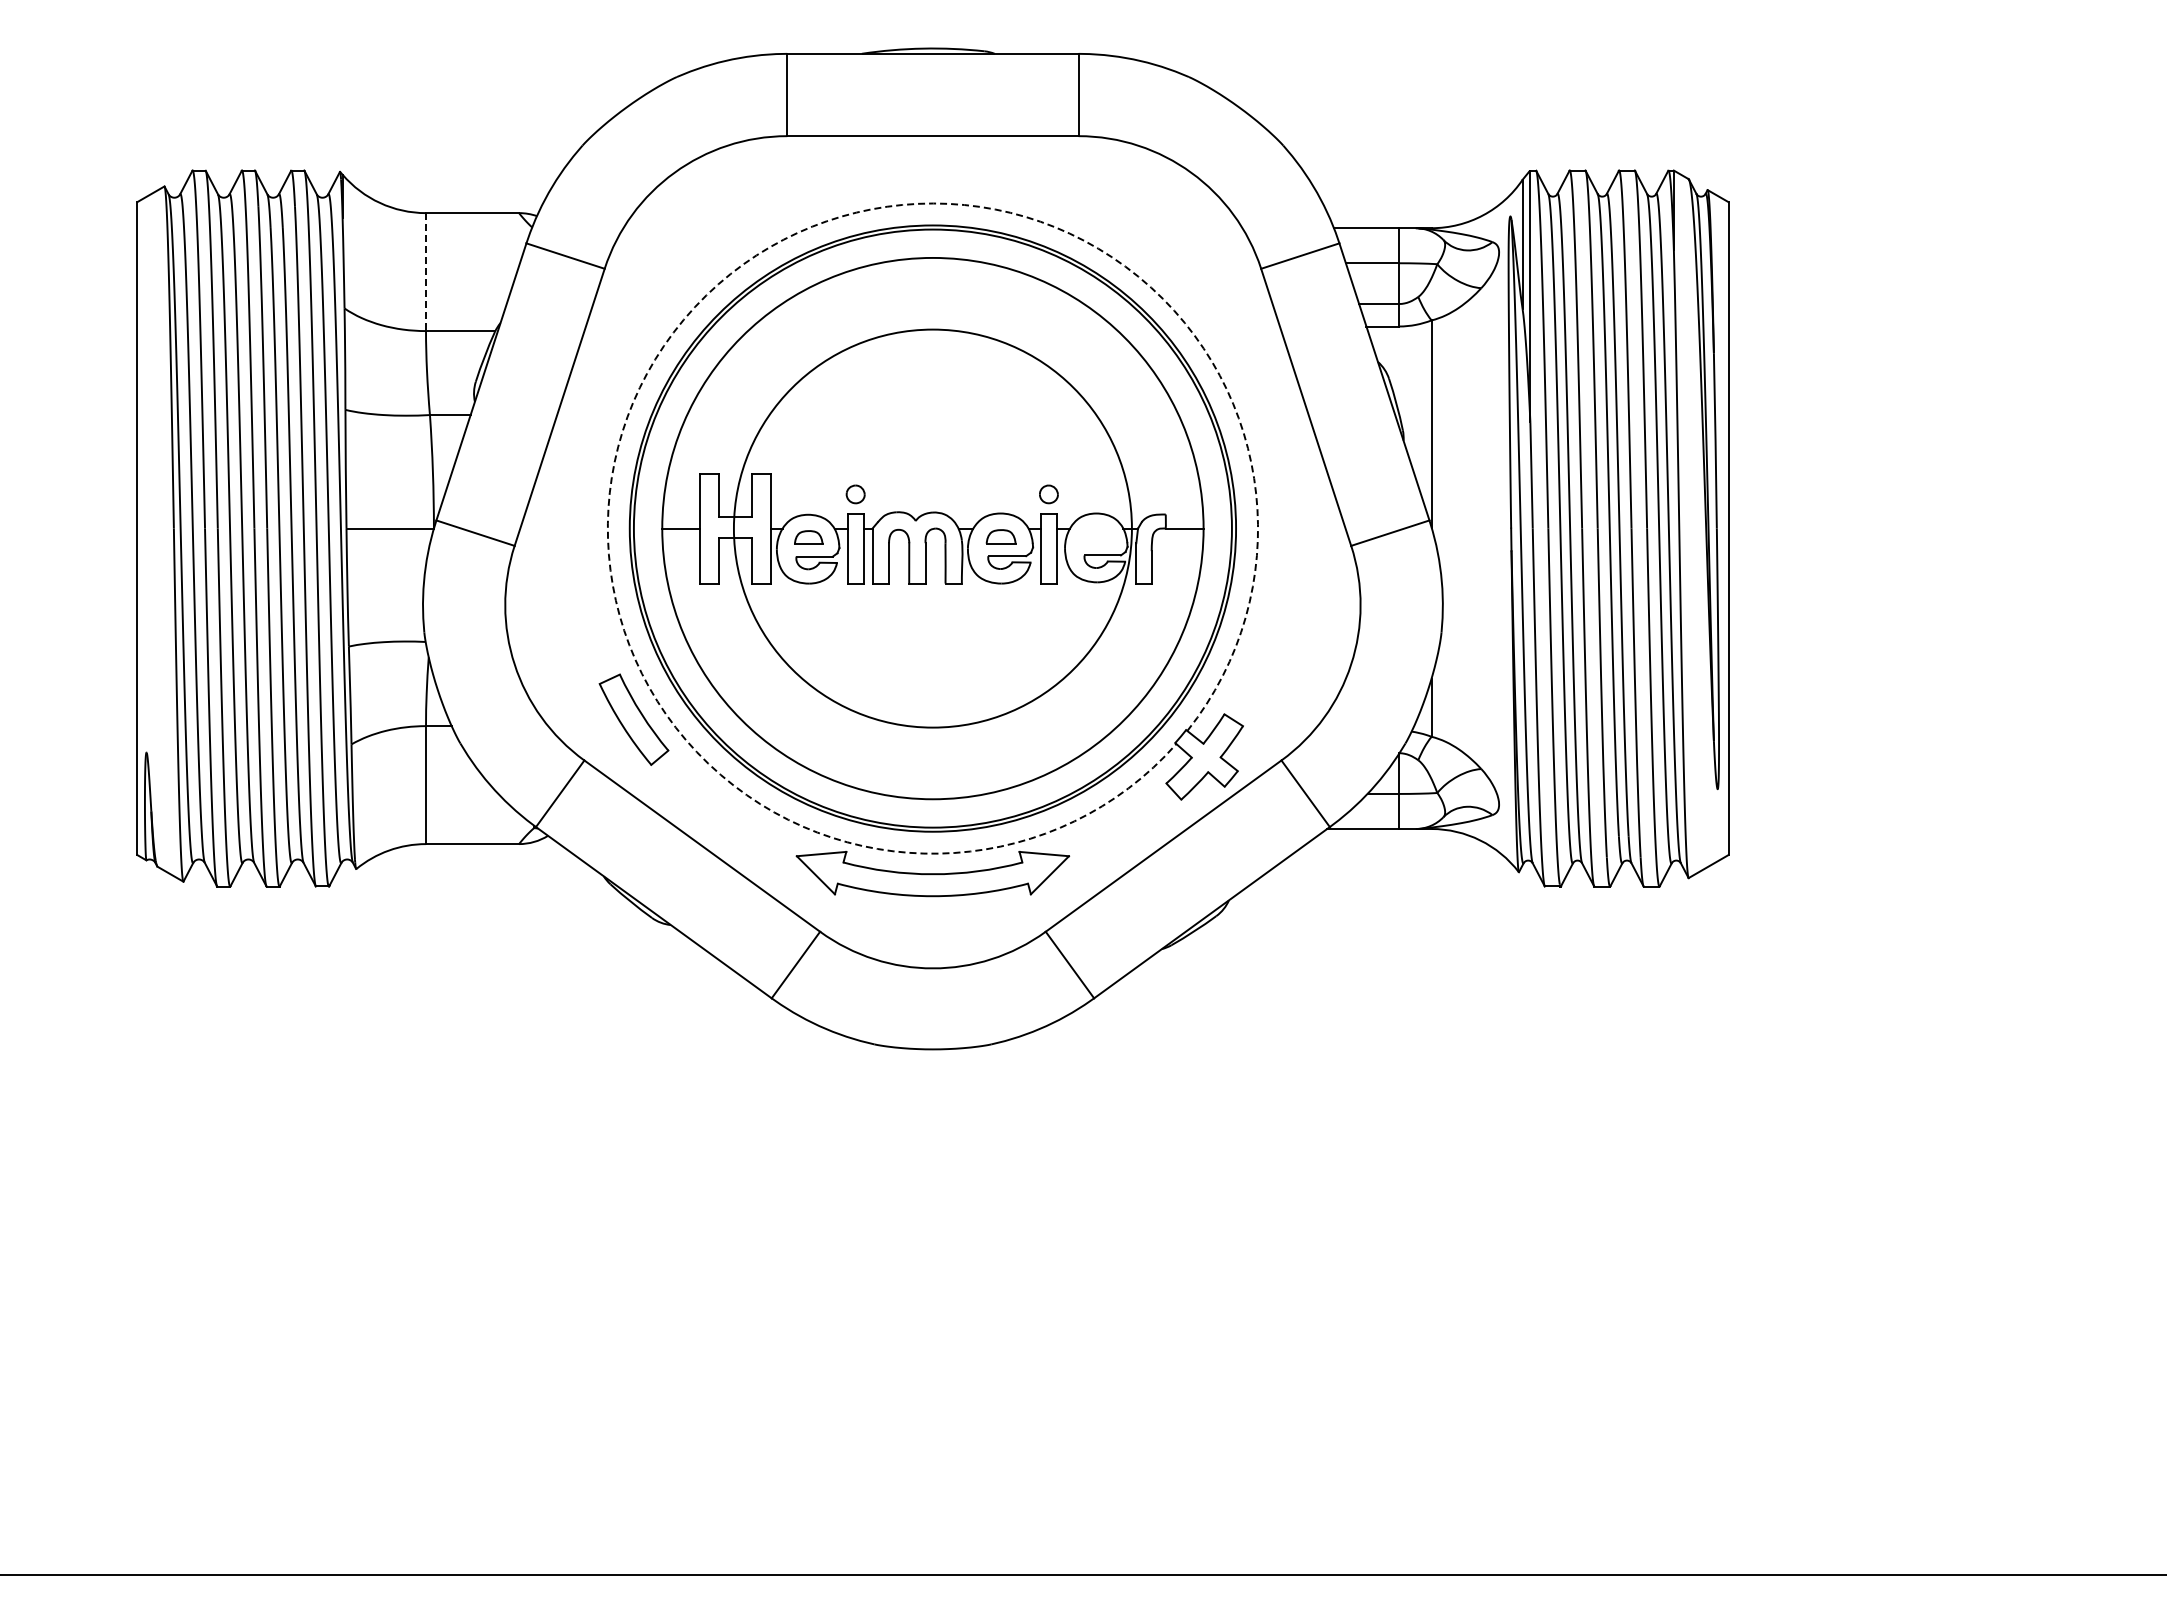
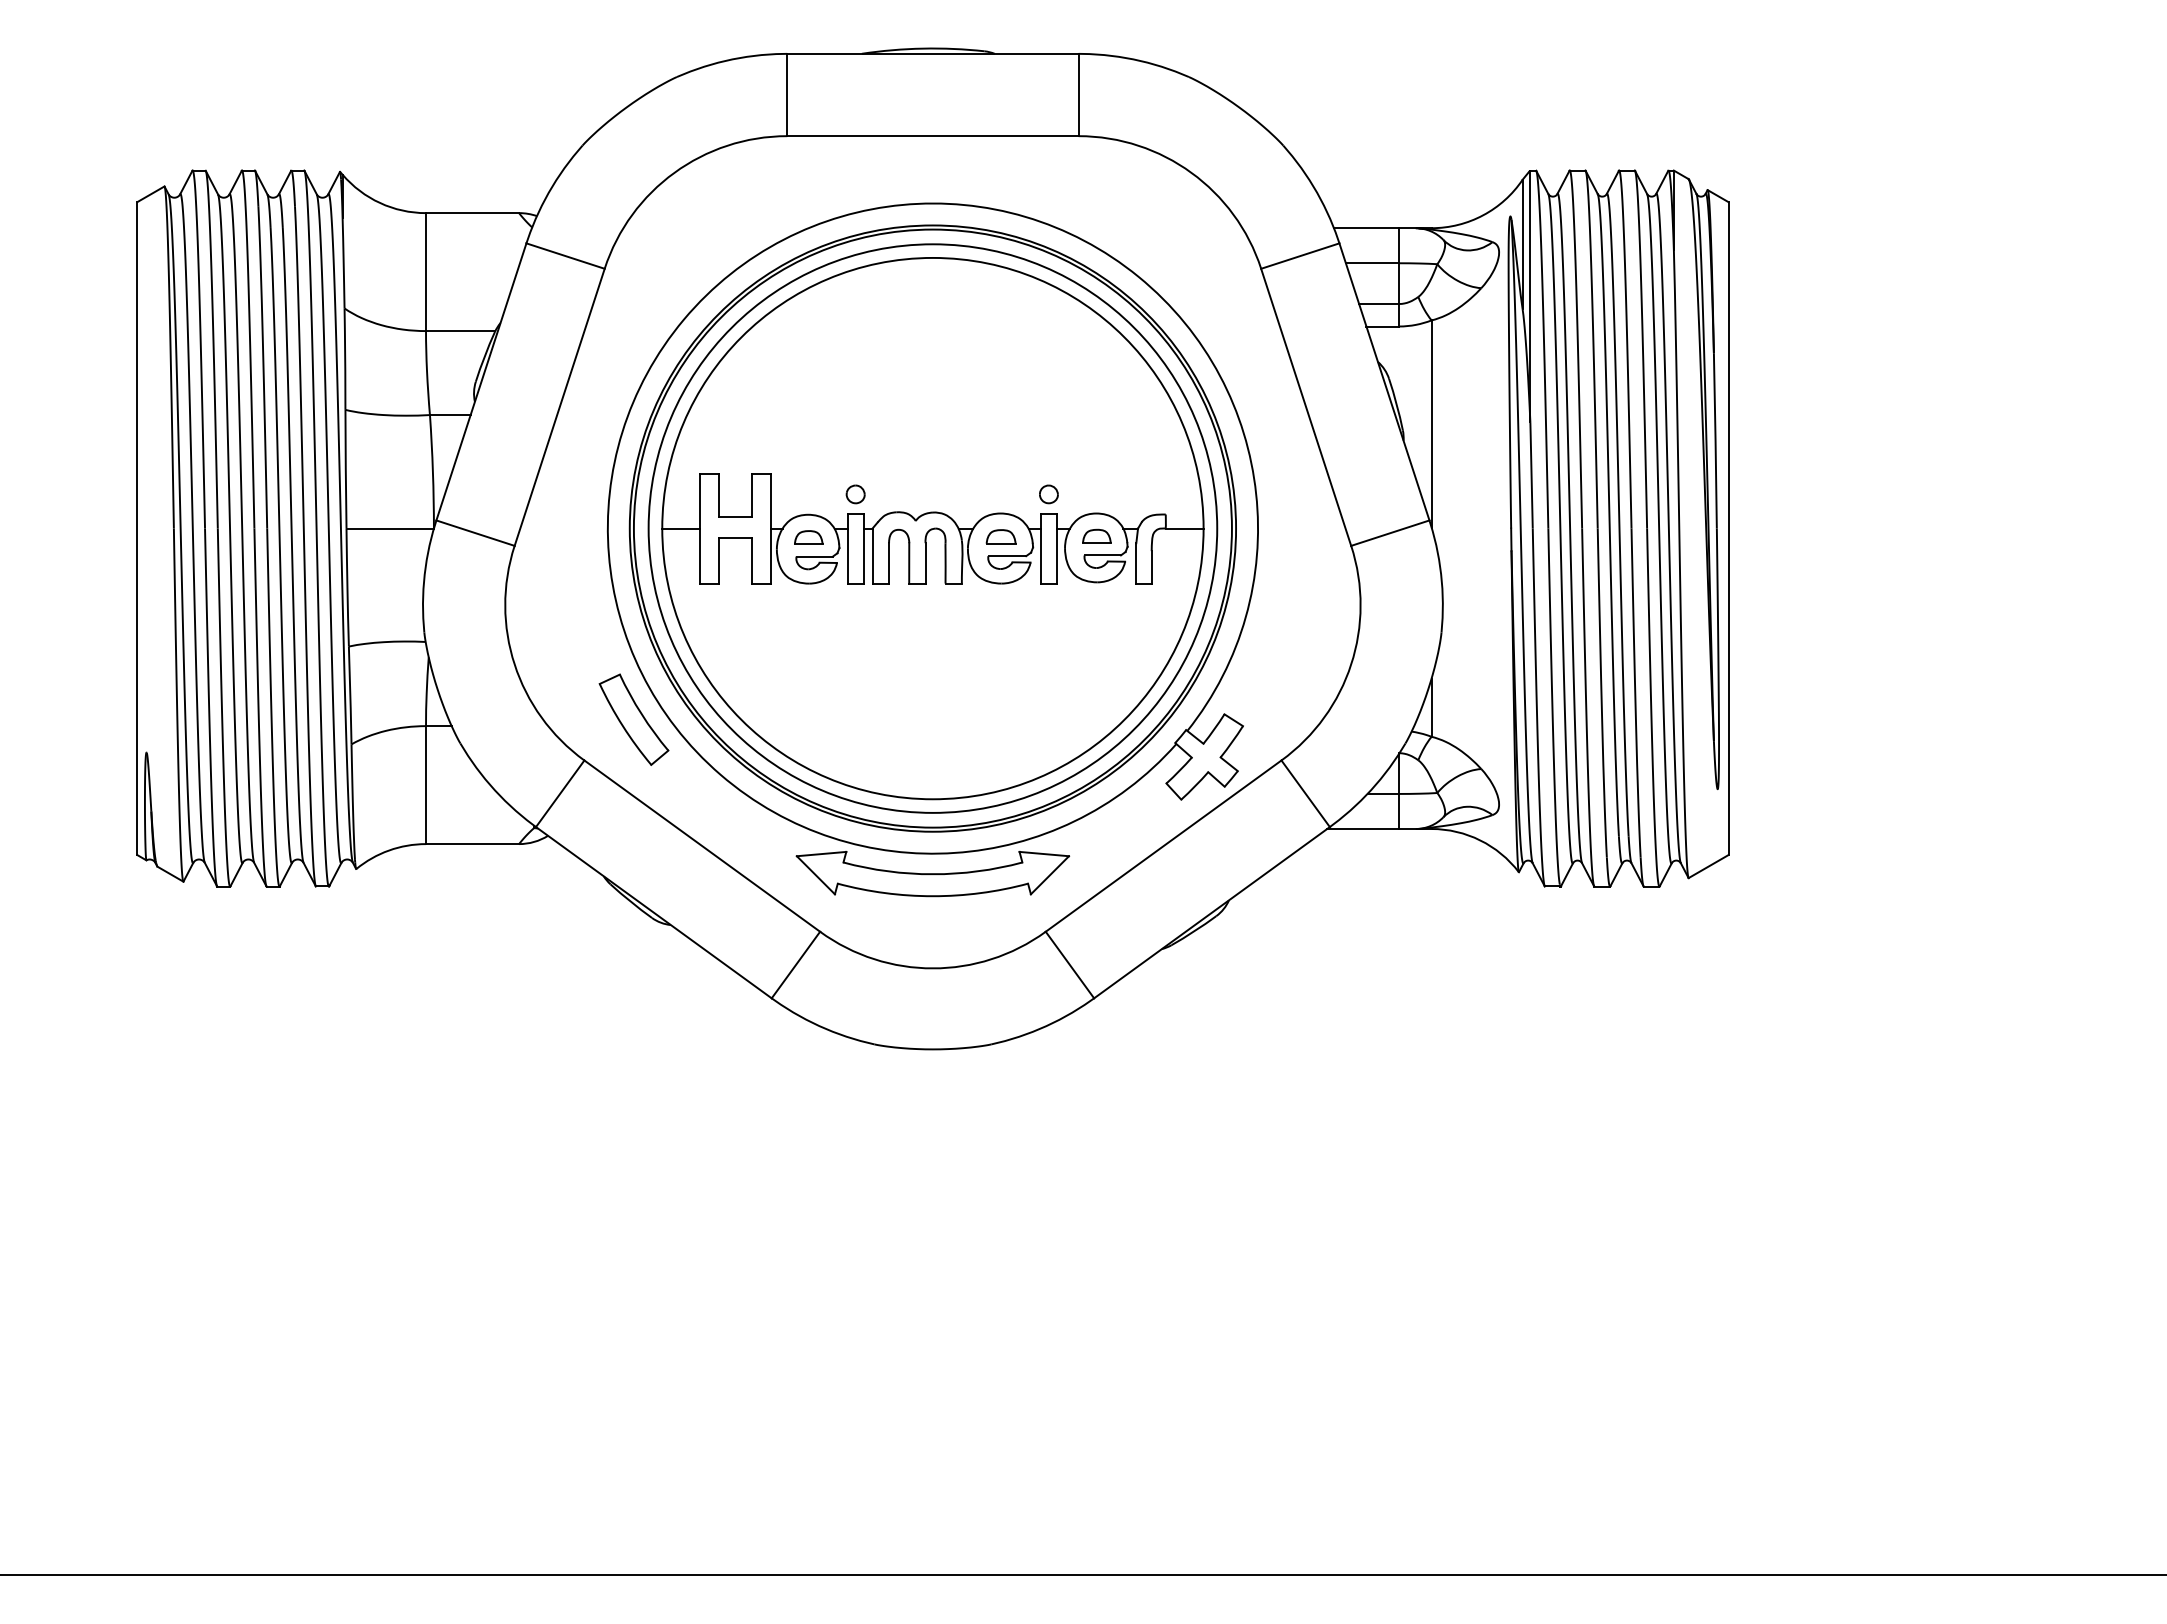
line: dashed -> solid (426, 272)
arc: dashed -> solid (683, 319)
circle diameter: 398 px -> 569 px (932, 528)
part: none -> present (1096, 535)
